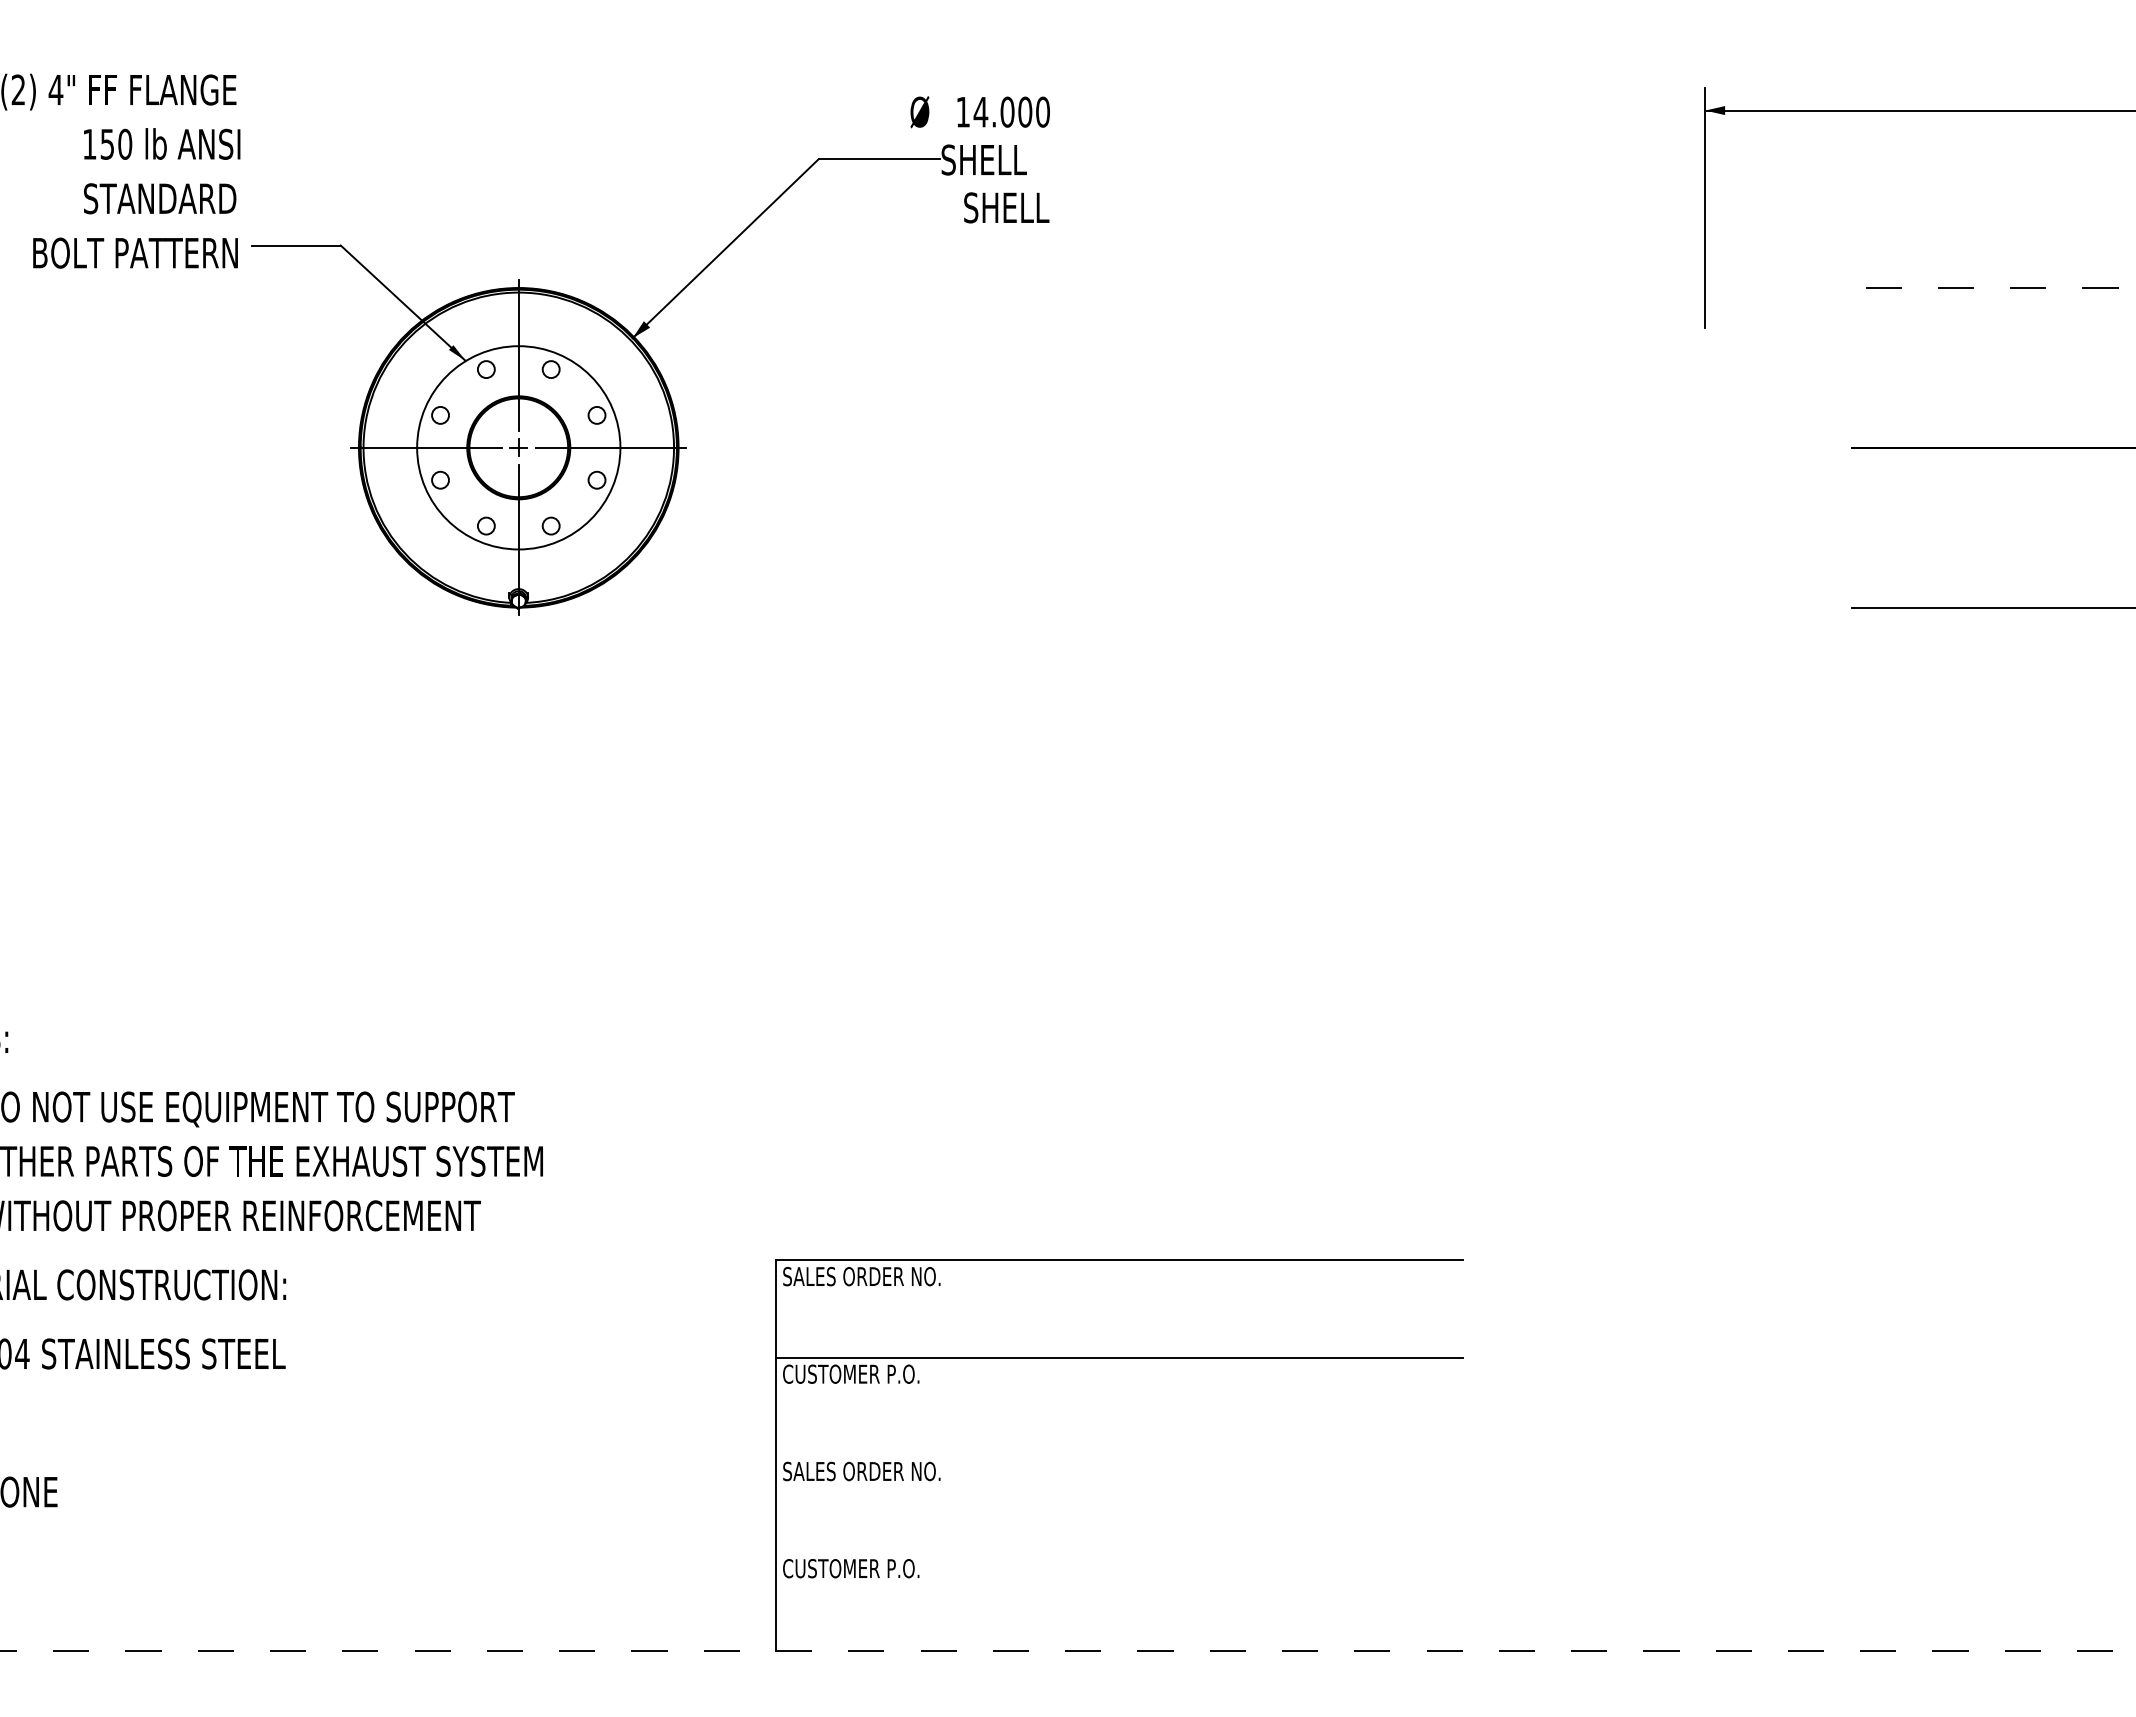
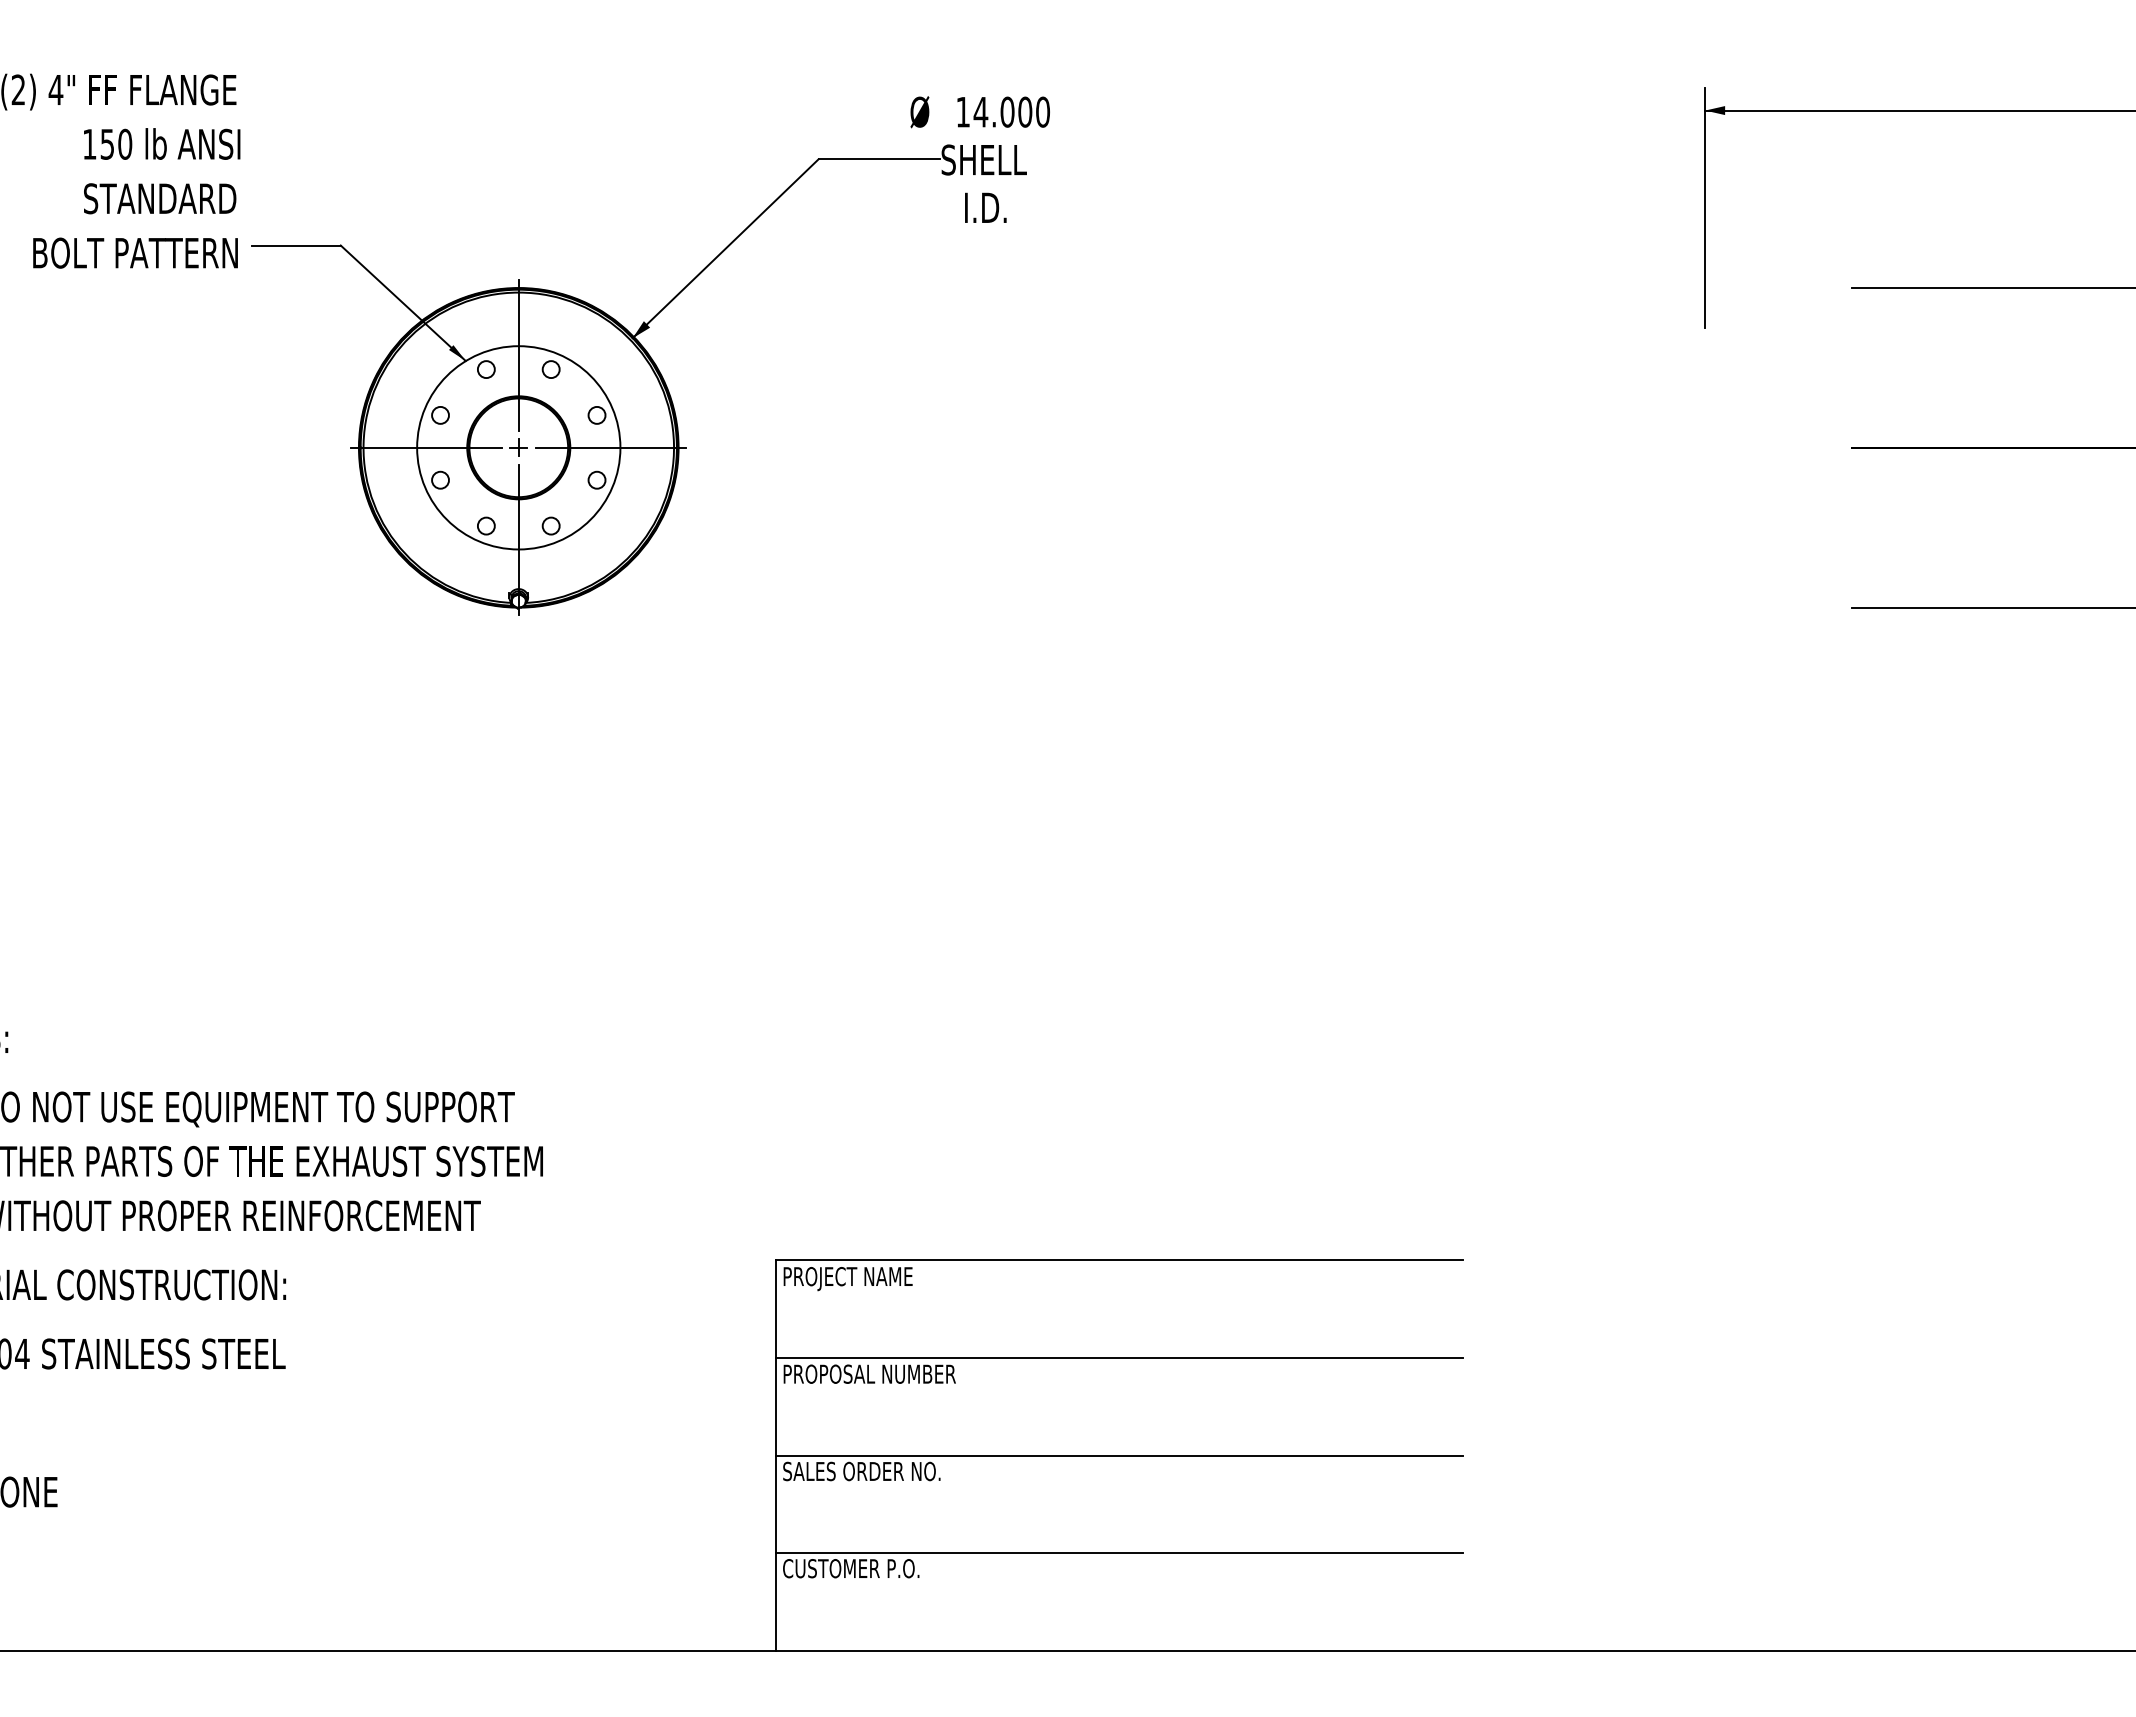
text: SHELL -> I.D. (1006, 207)
line: dashed -> solid (1993, 288)
text: SALES ORDER NO. -> PROJECT NAME (861, 1278)
text: CUSTOMER P.O. -> PROPOSAL NUMBER (869, 1373)
line: none -> present (1118, 1455)
line: none -> present (1118, 1553)
line: dashed -> solid (1068, 1650)
